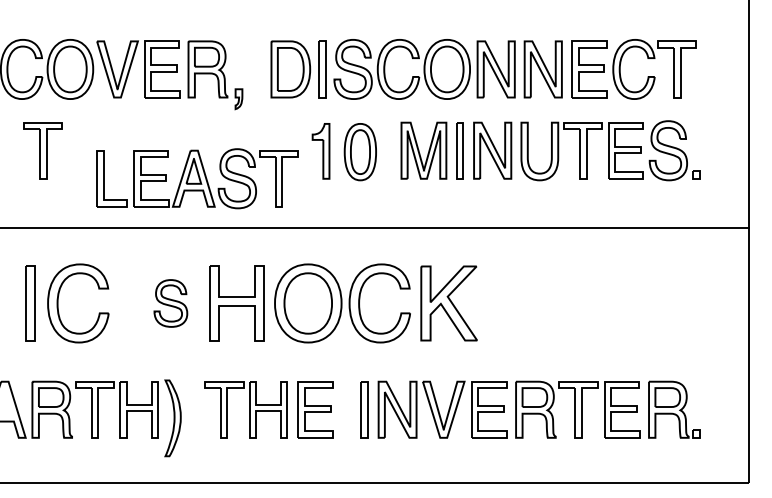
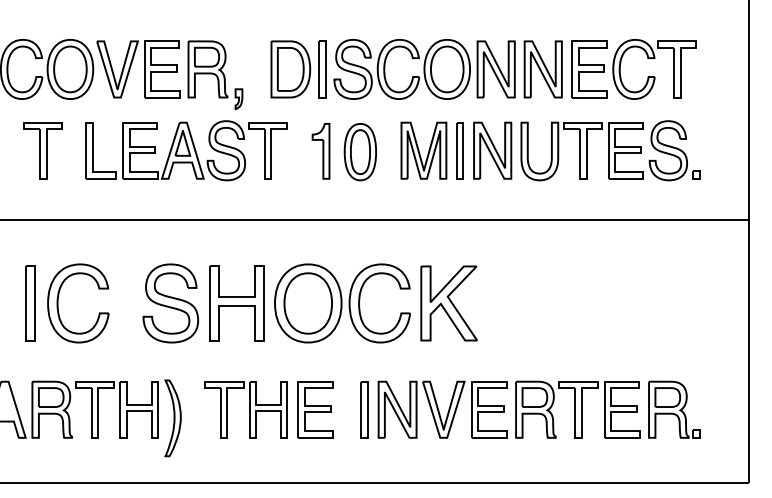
part position: (197, 178) -> (186, 150) (186, 150)
line position: (375, 228) -> (375, 220) (375, 220)
part size: 36x49 px -> 58x81 px (170, 303)
